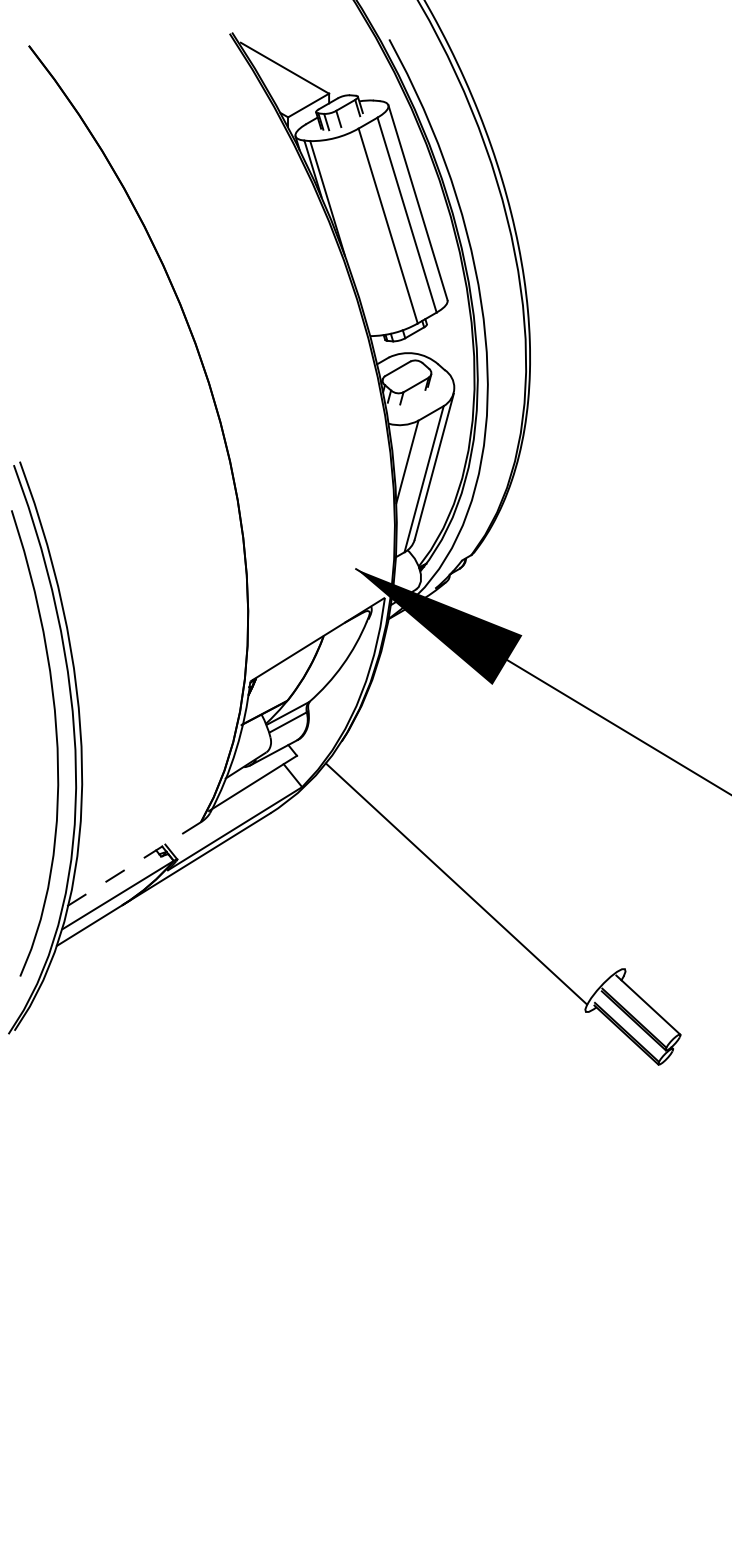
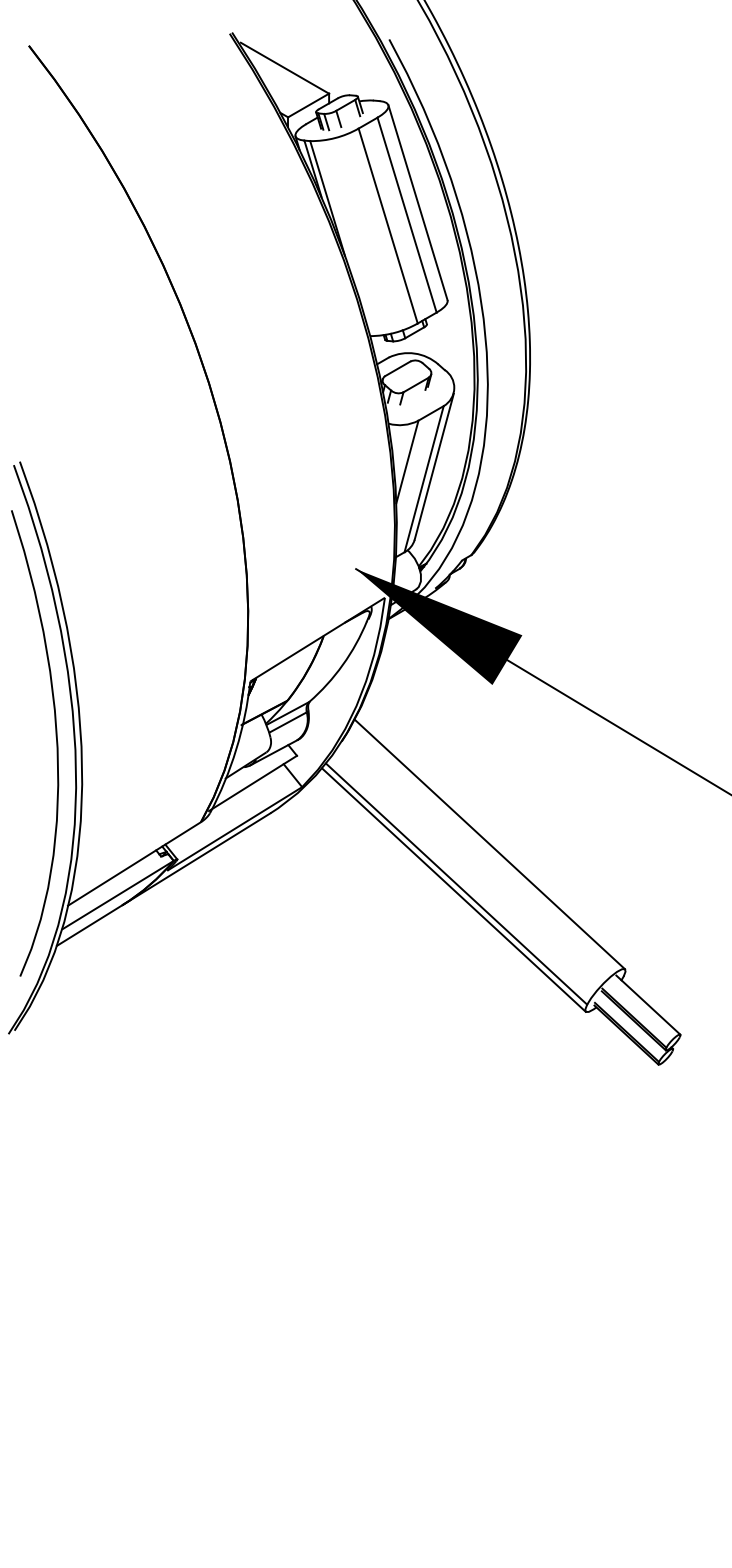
line: none -> present (489, 844)
line: dashed -> solid (134, 863)
line: none -> present (453, 889)
